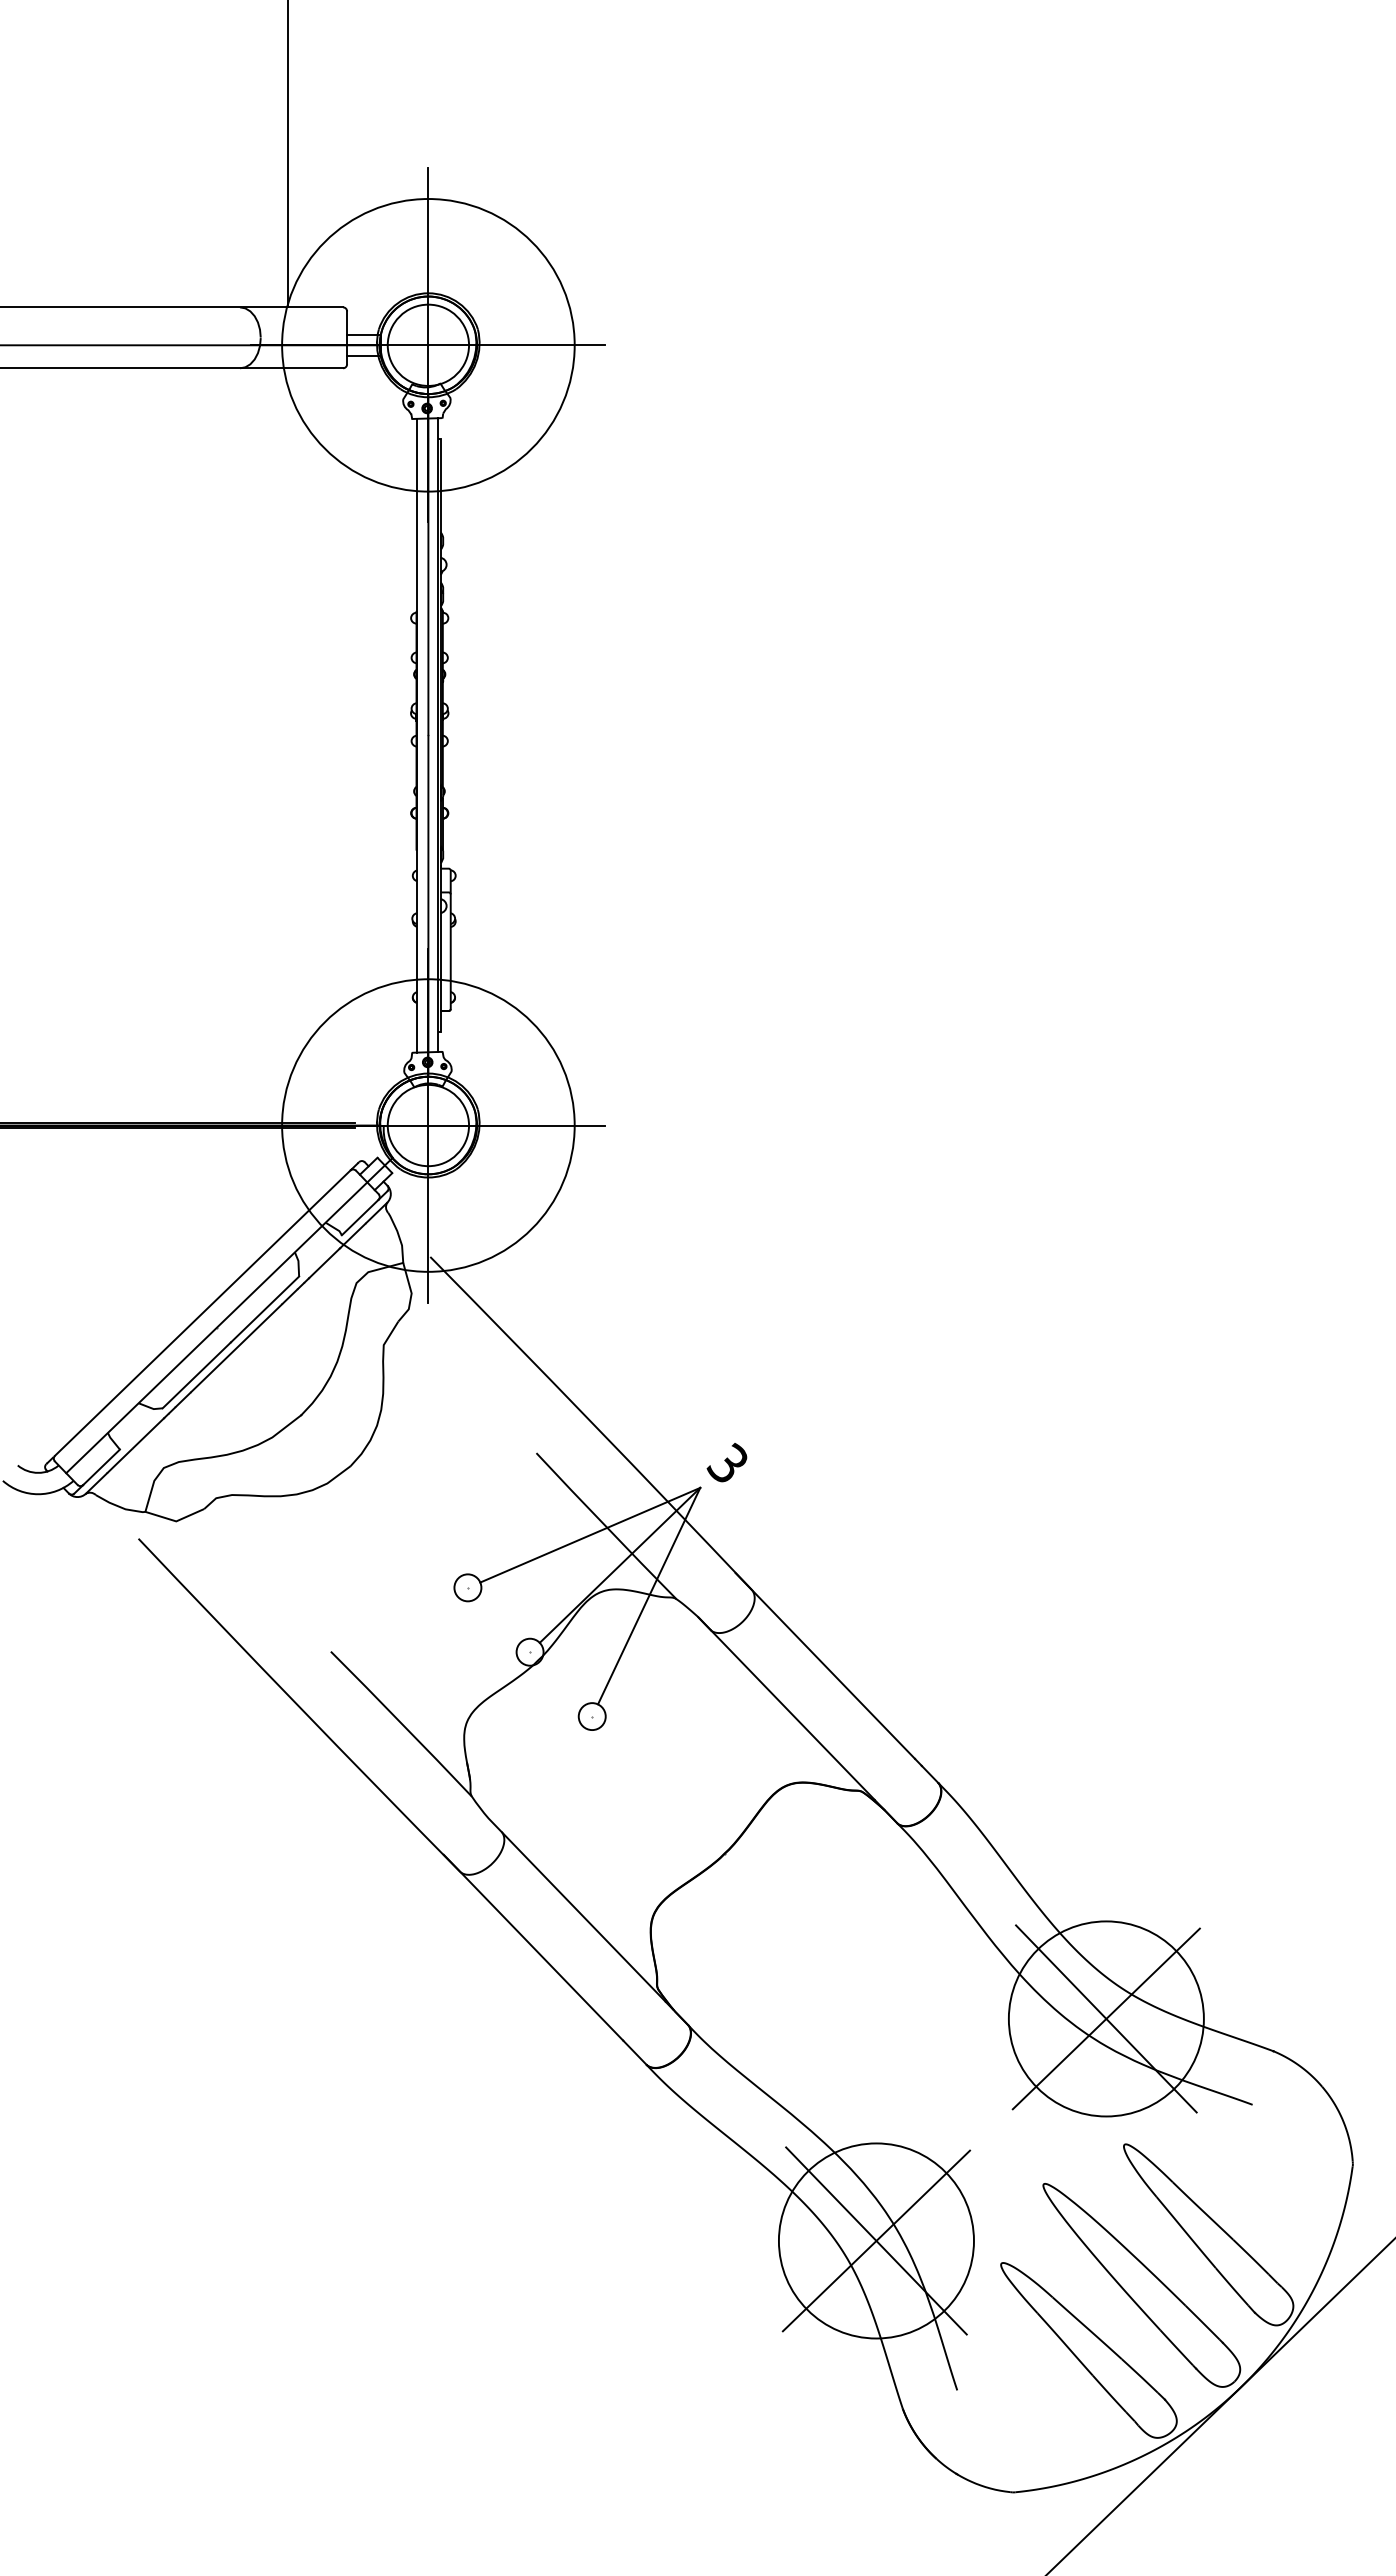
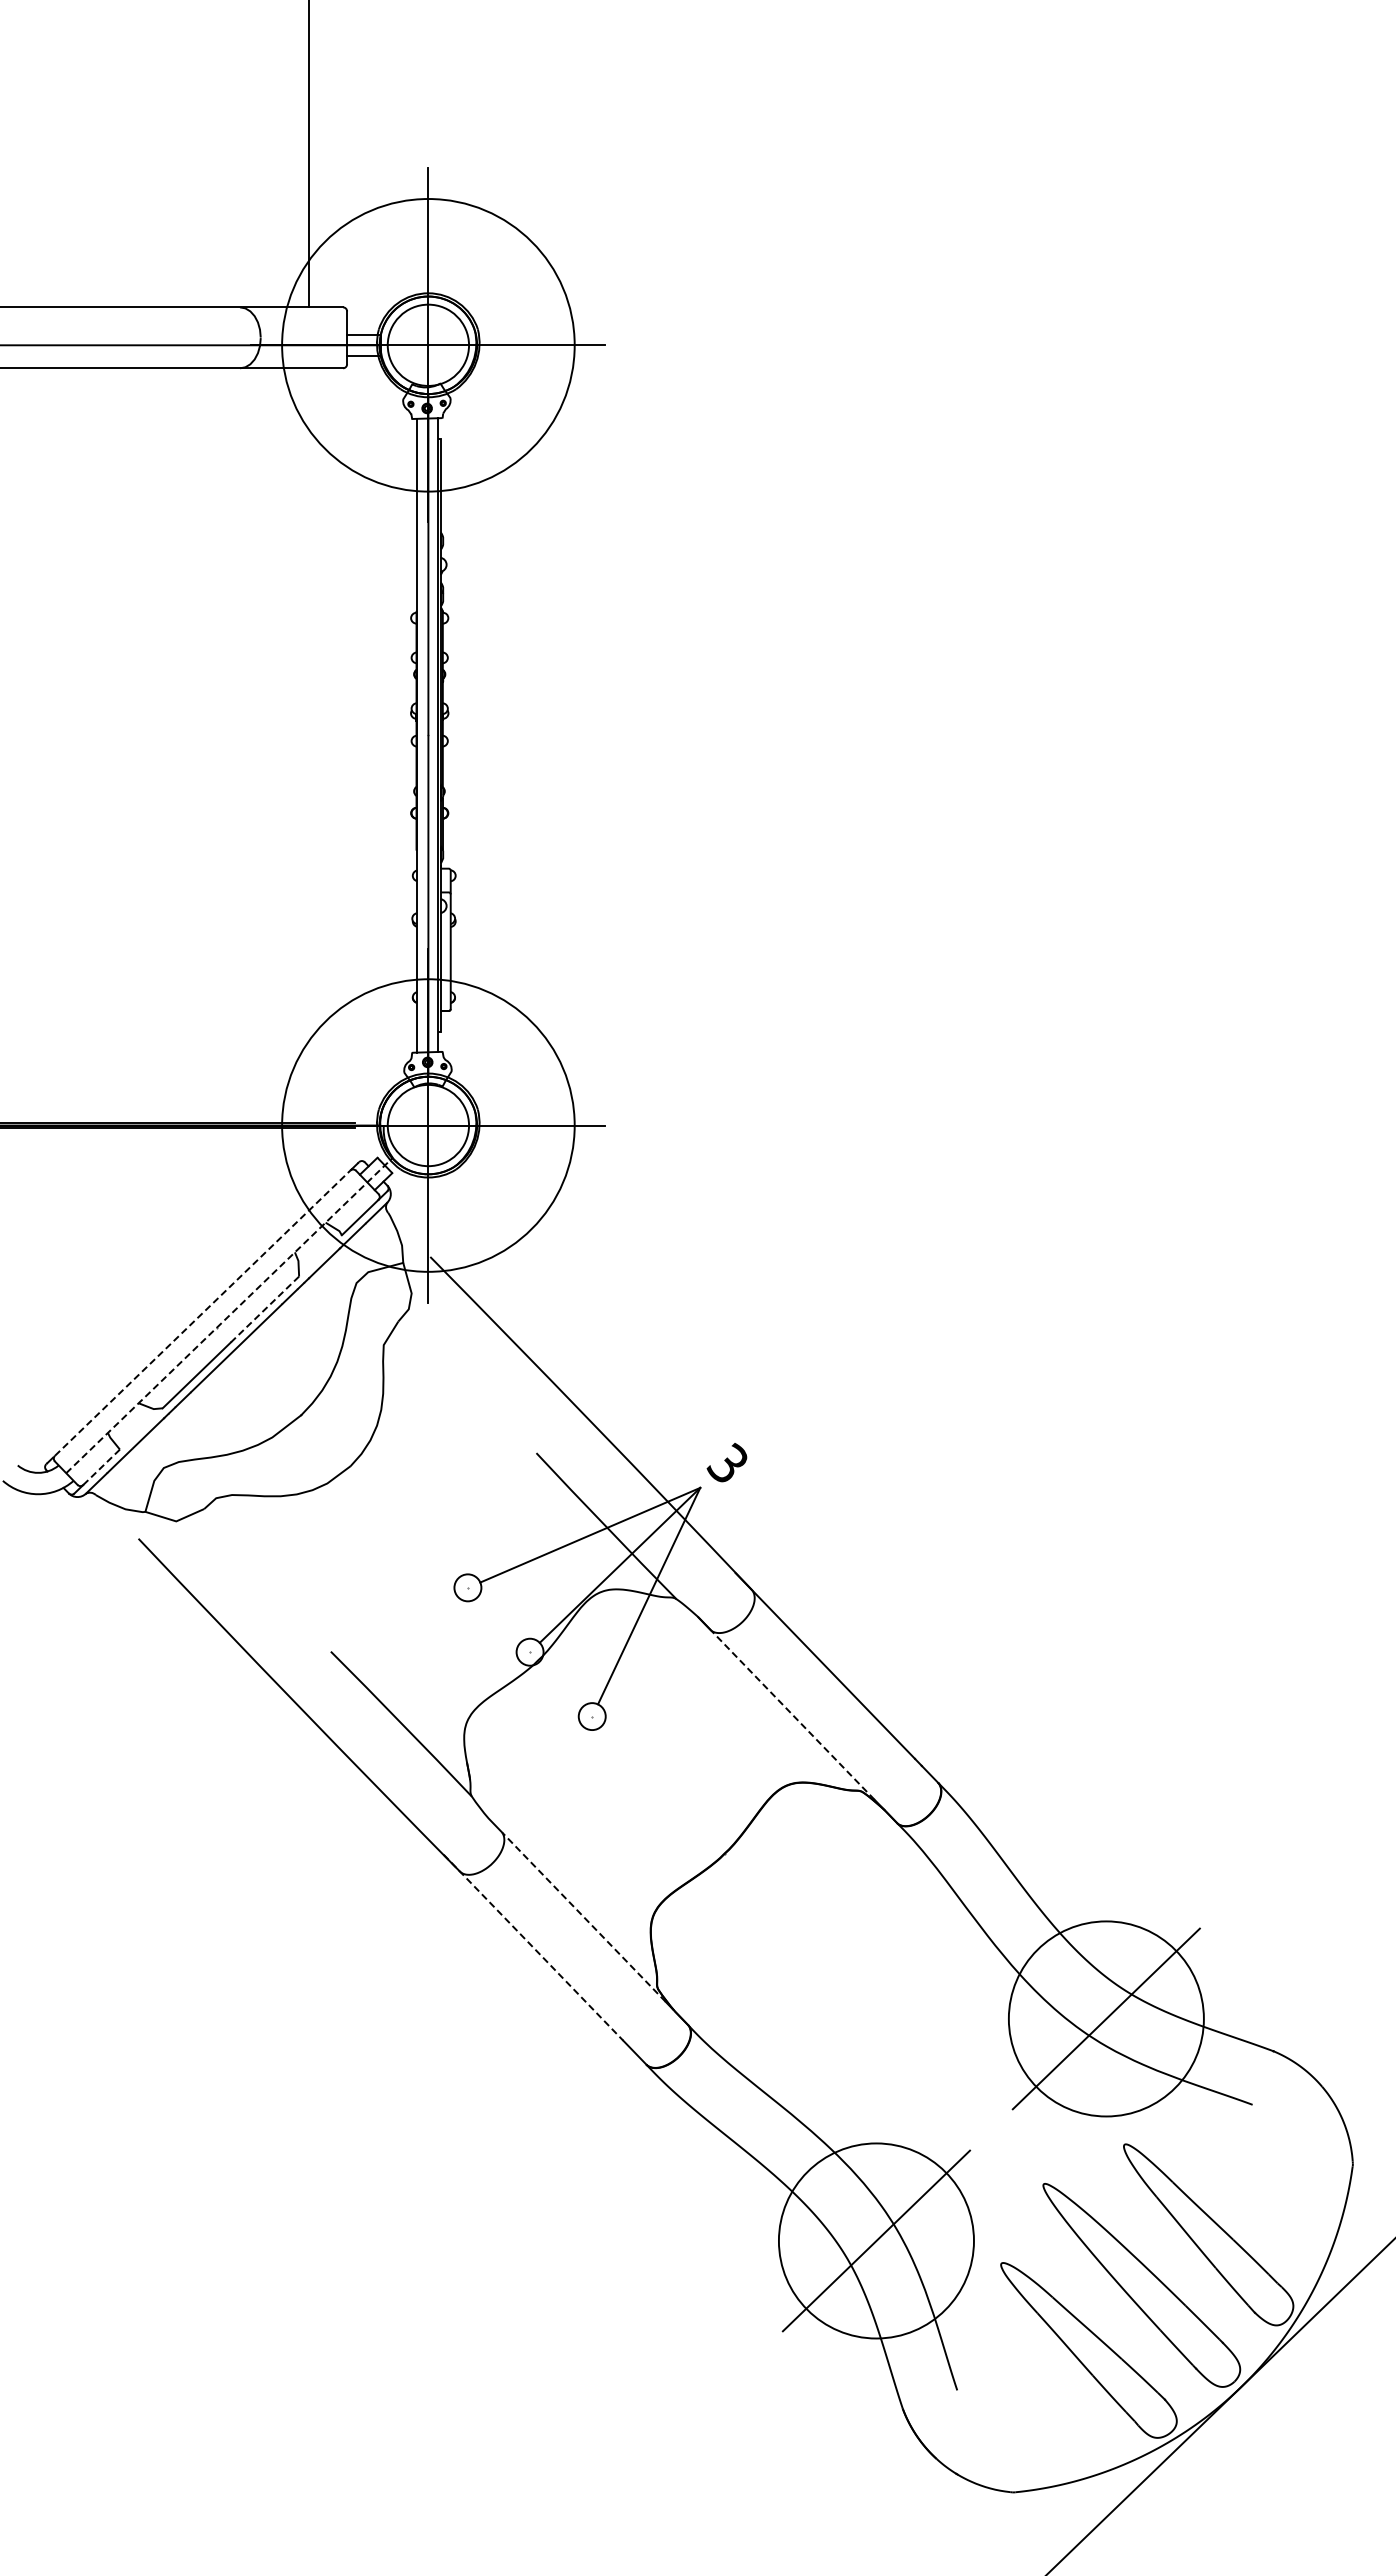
line position: (288, 154) -> (309, 154) (309, 154)
line: solid -> dashed (264, 1309)
line: solid -> dashed (203, 1312)
line: solid -> dashed (229, 1315)
line: solid -> dashed (101, 1467)
line: solid -> dashed (792, 1715)
line: solid -> dashed (583, 1917)
line: solid -> dashed (533, 1948)
line: present -> none (1106, 2018)
line: present -> none (876, 2240)
